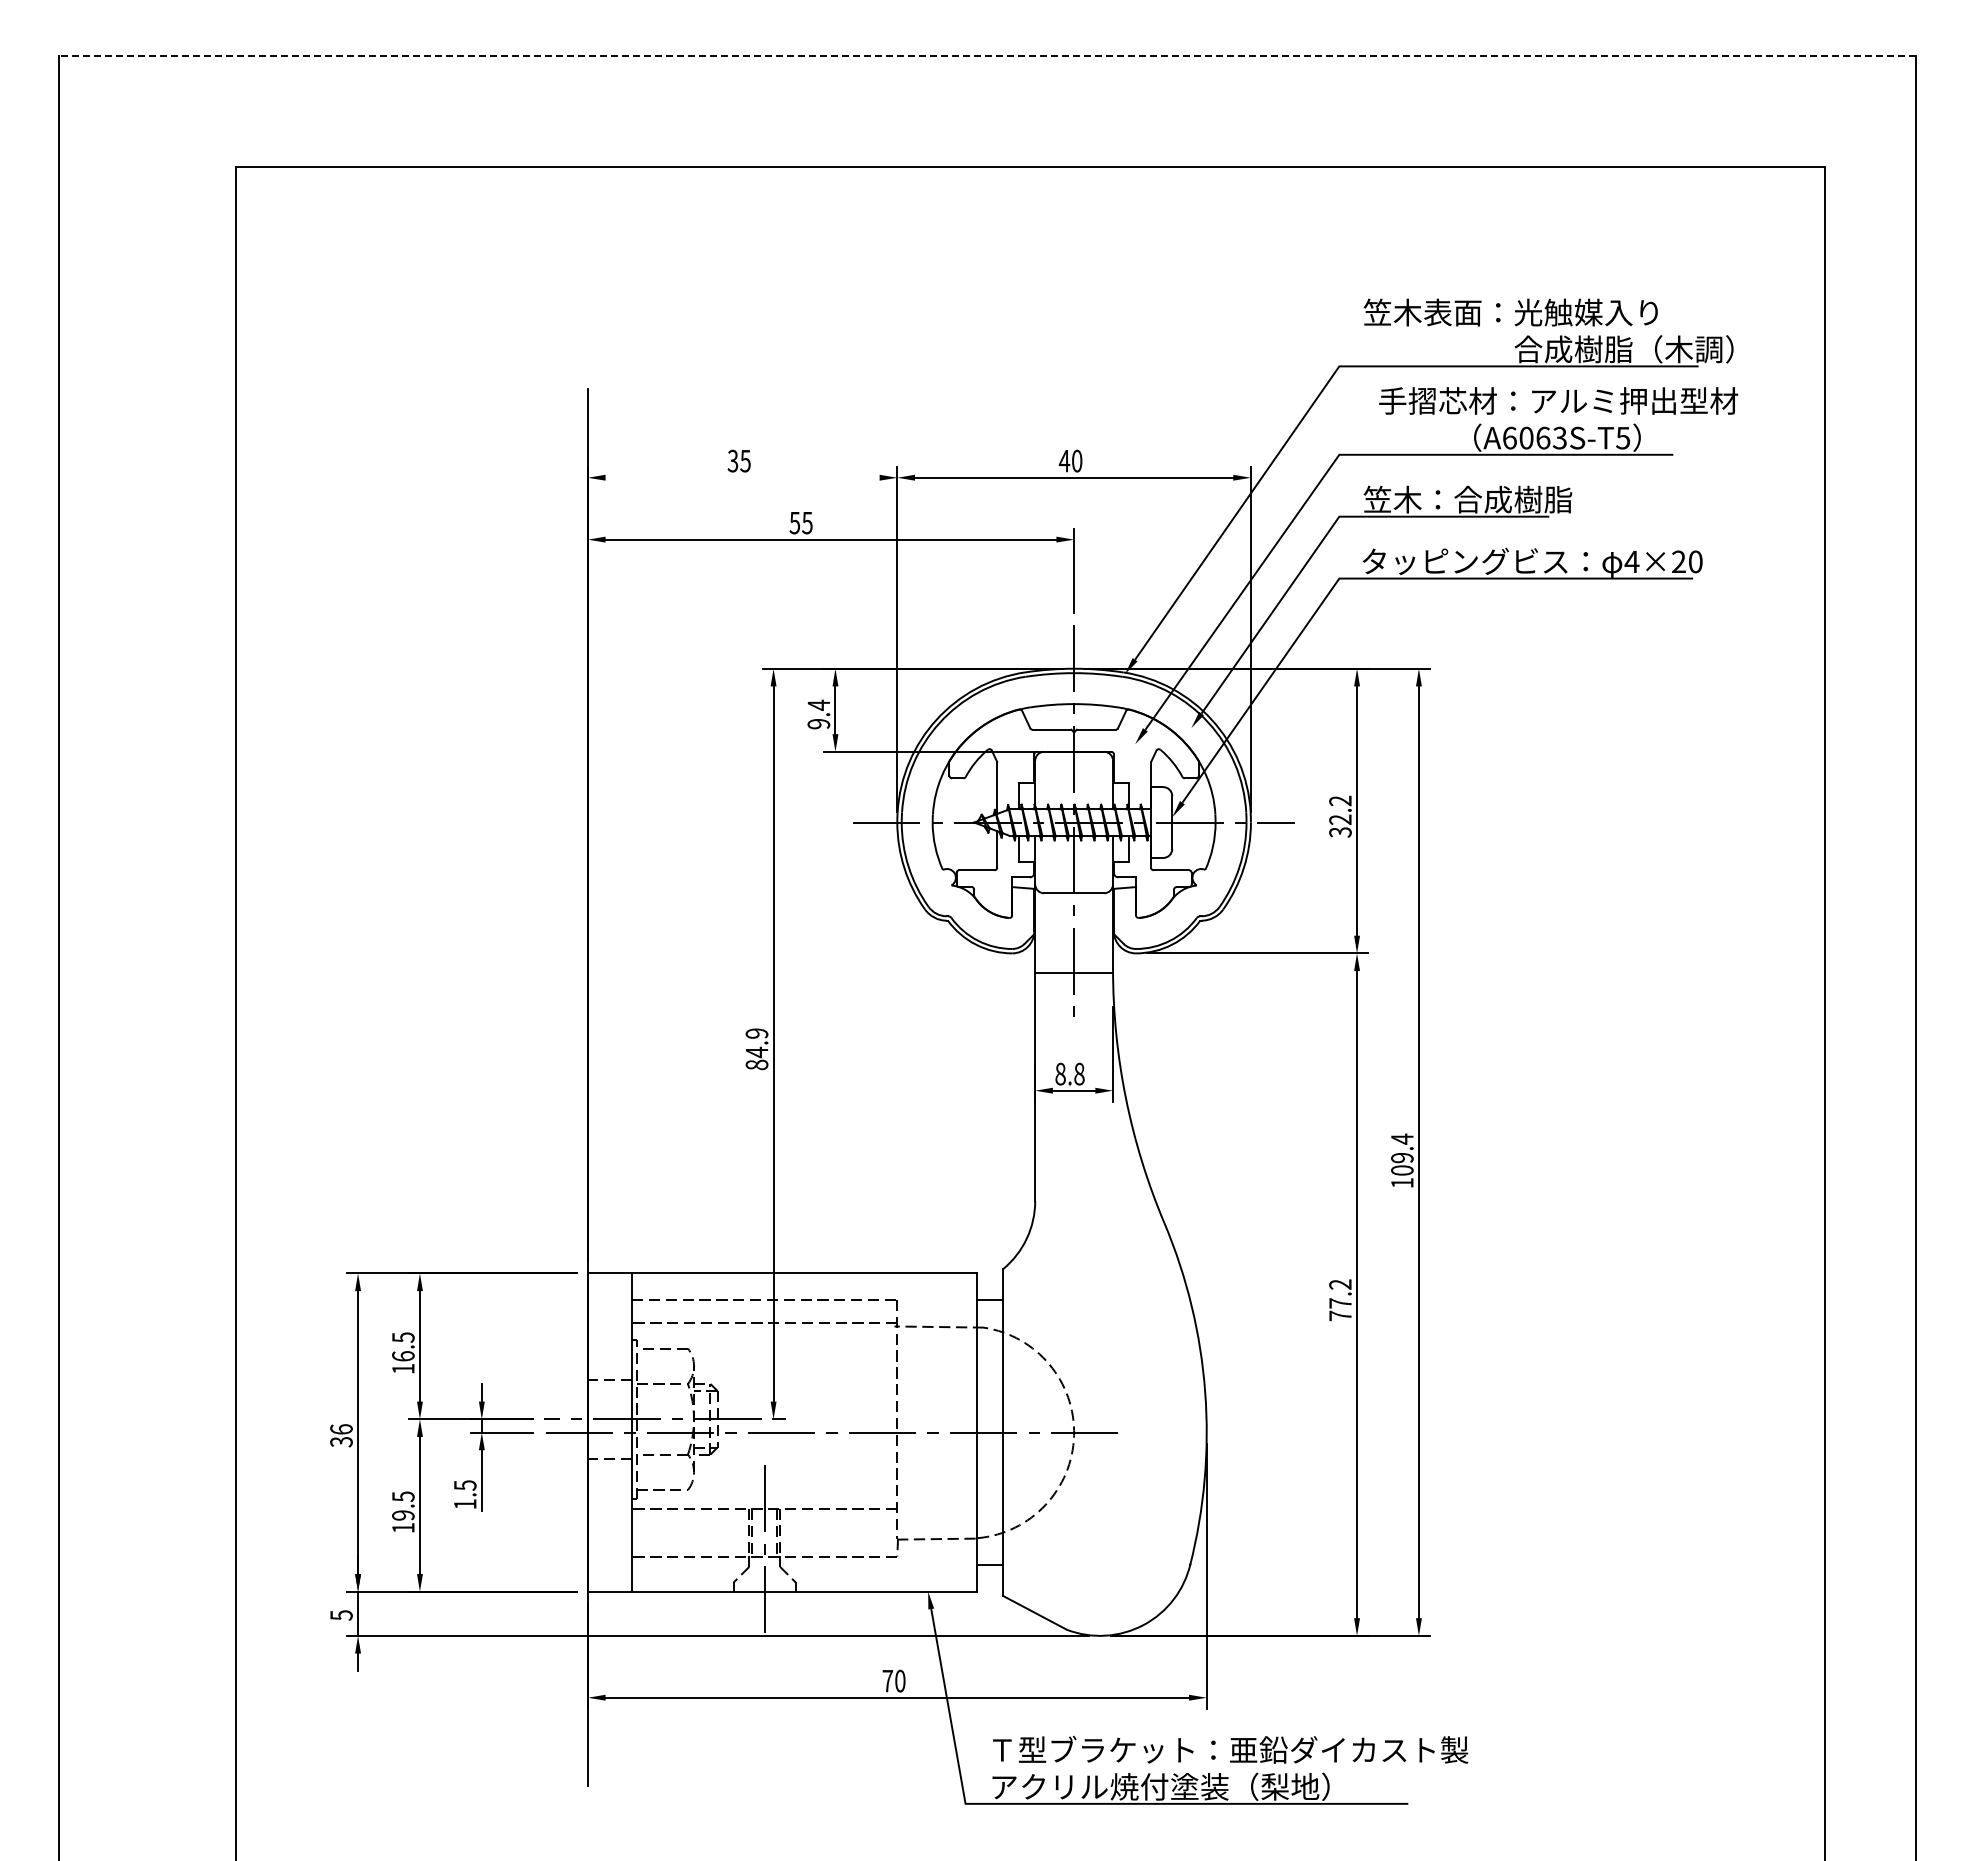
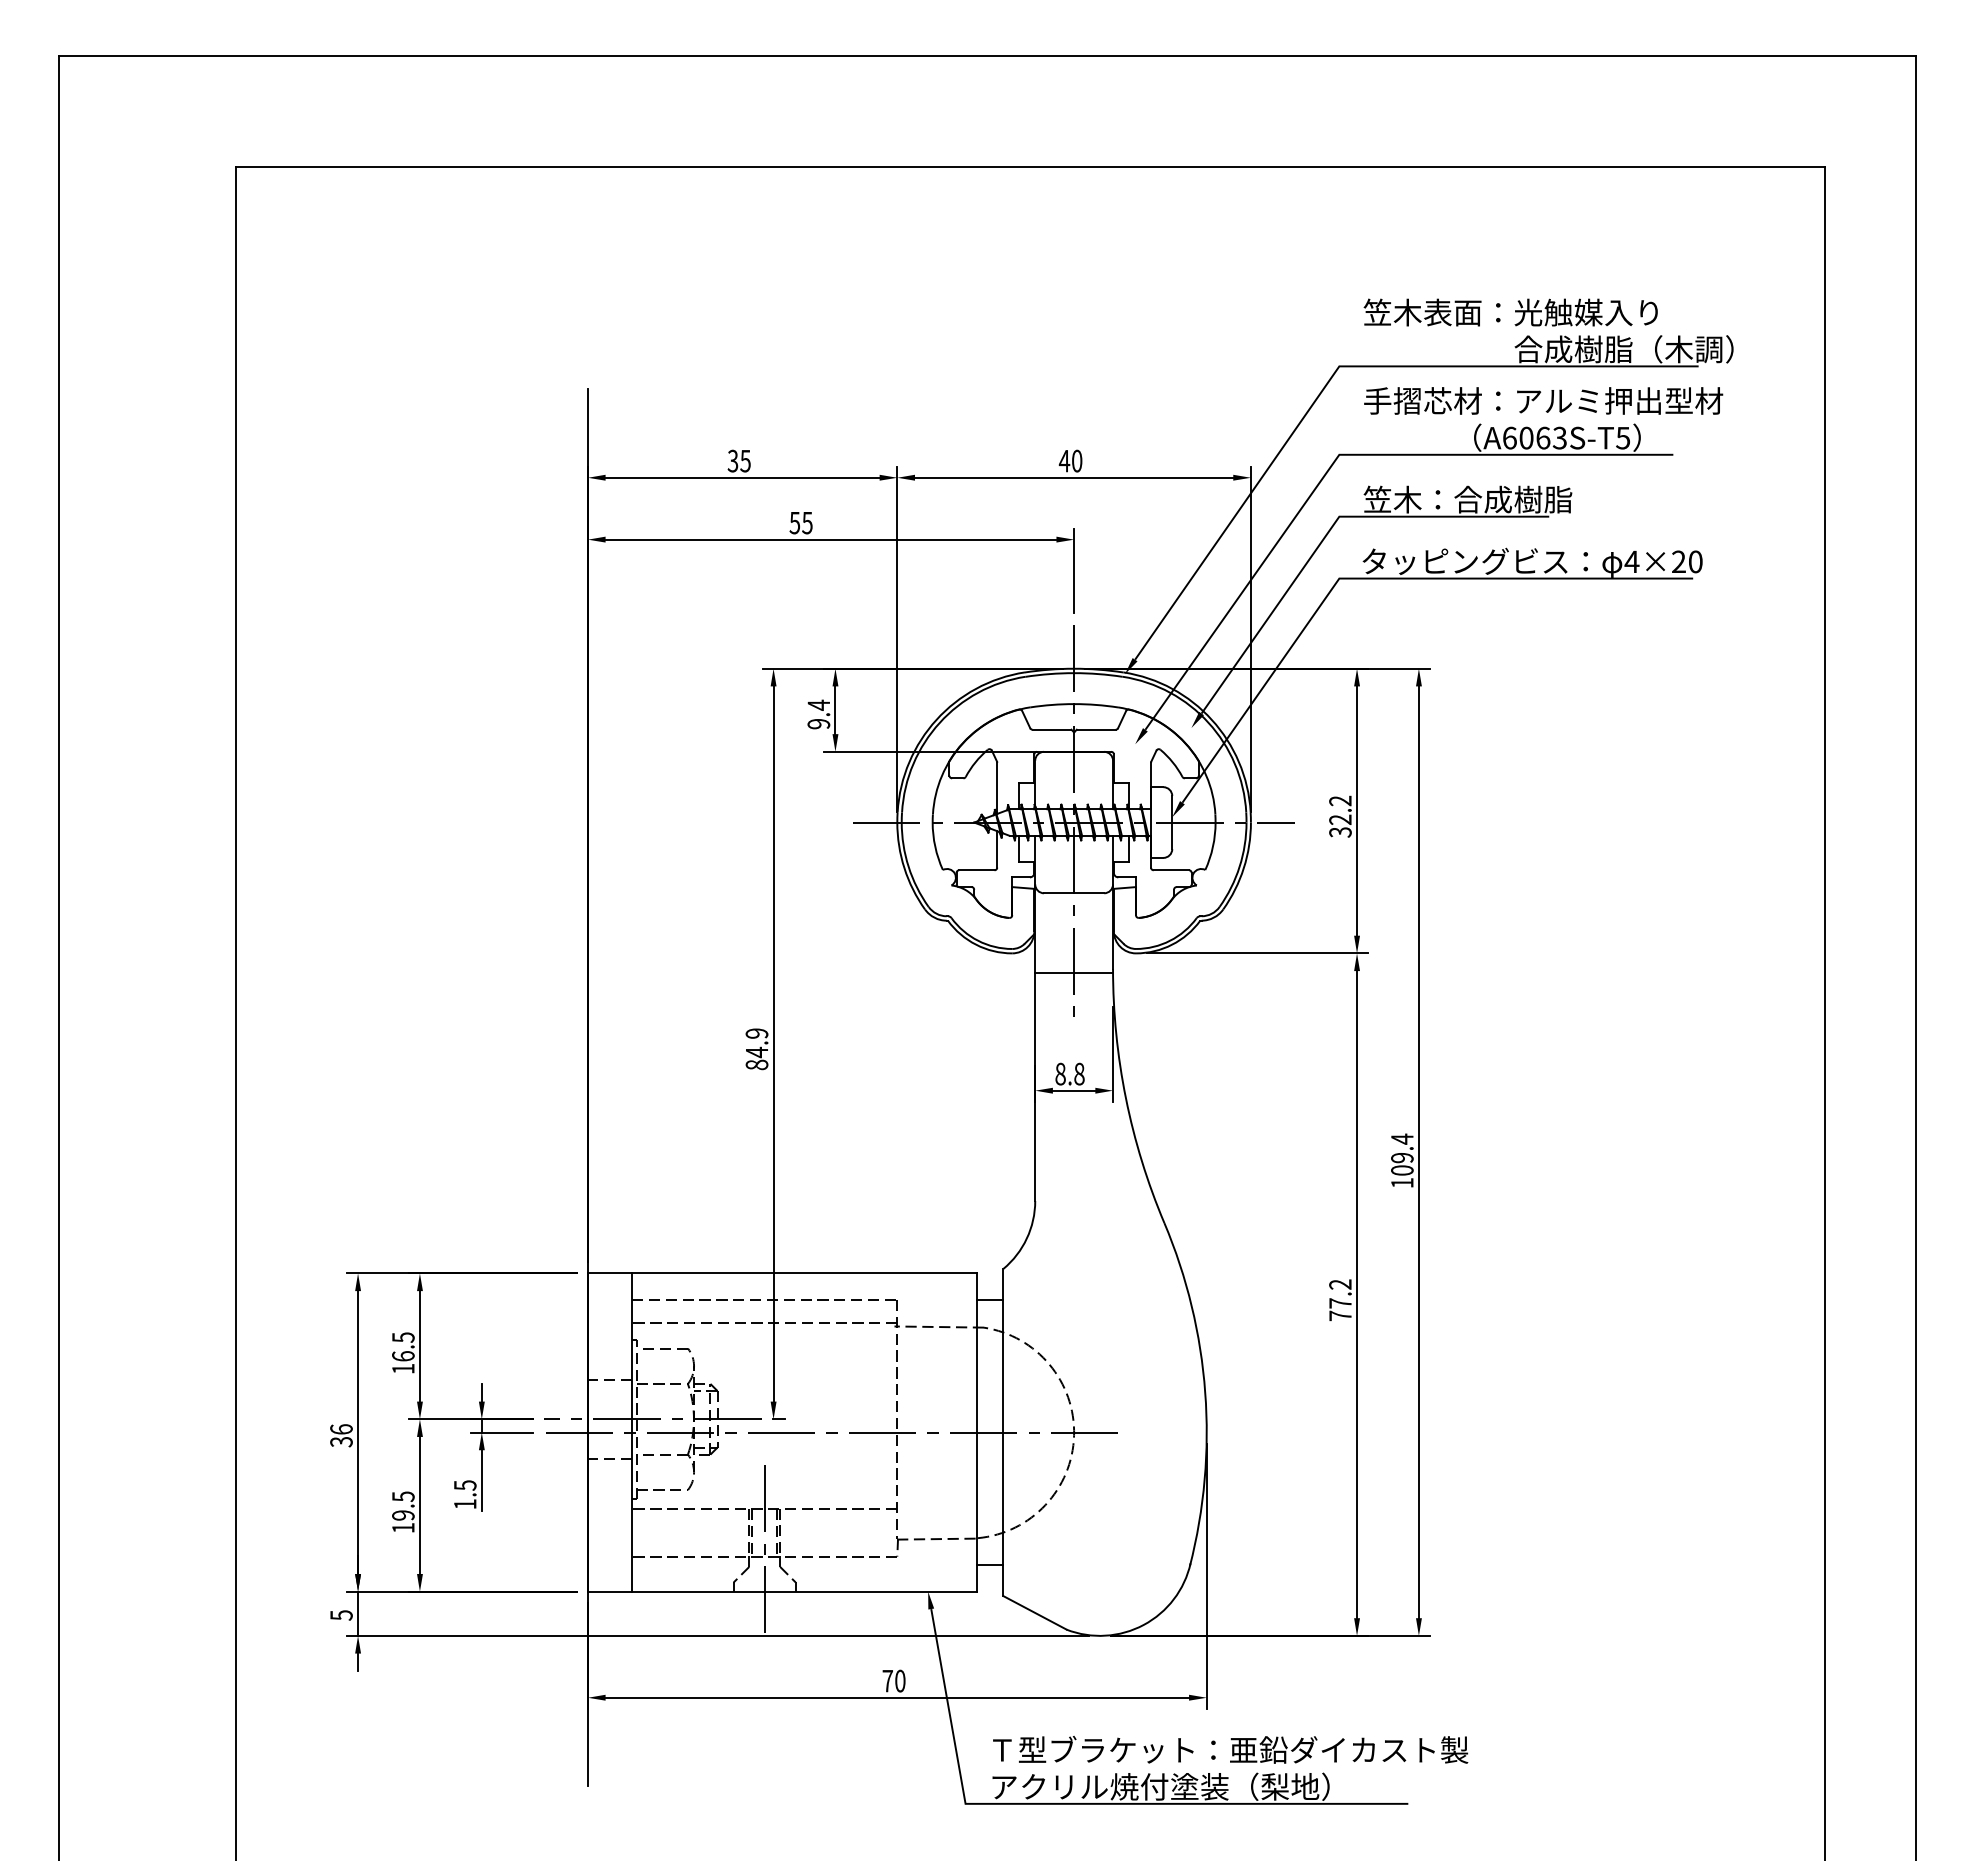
line: dashed -> solid (987, 55)
text position: (1558, 400) -> (1543, 400) (1543, 400)
line: none -> present (742, 477)
